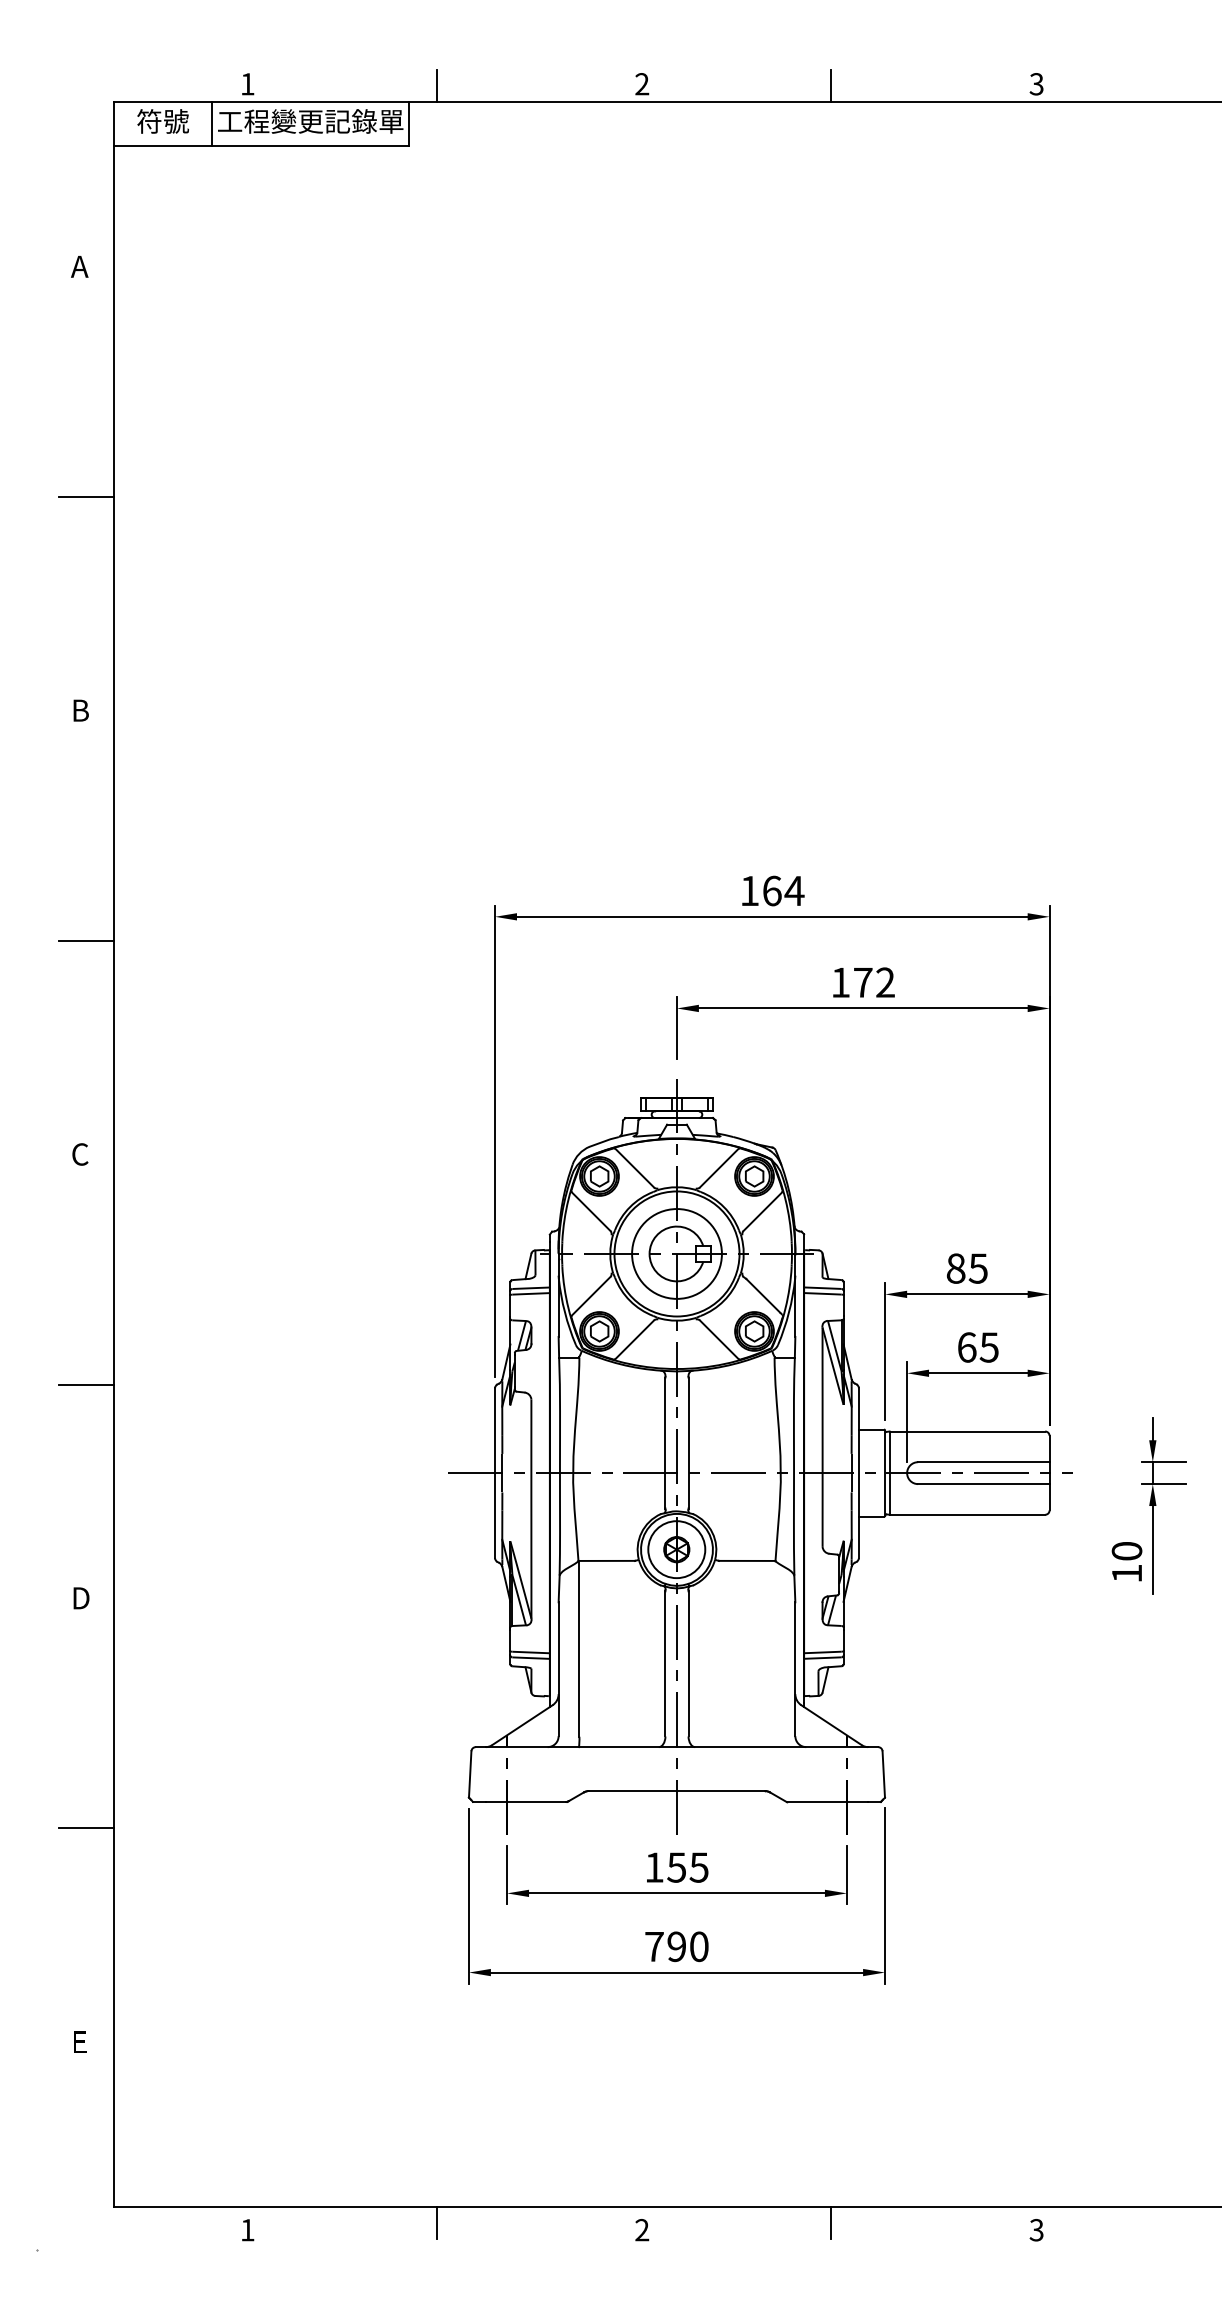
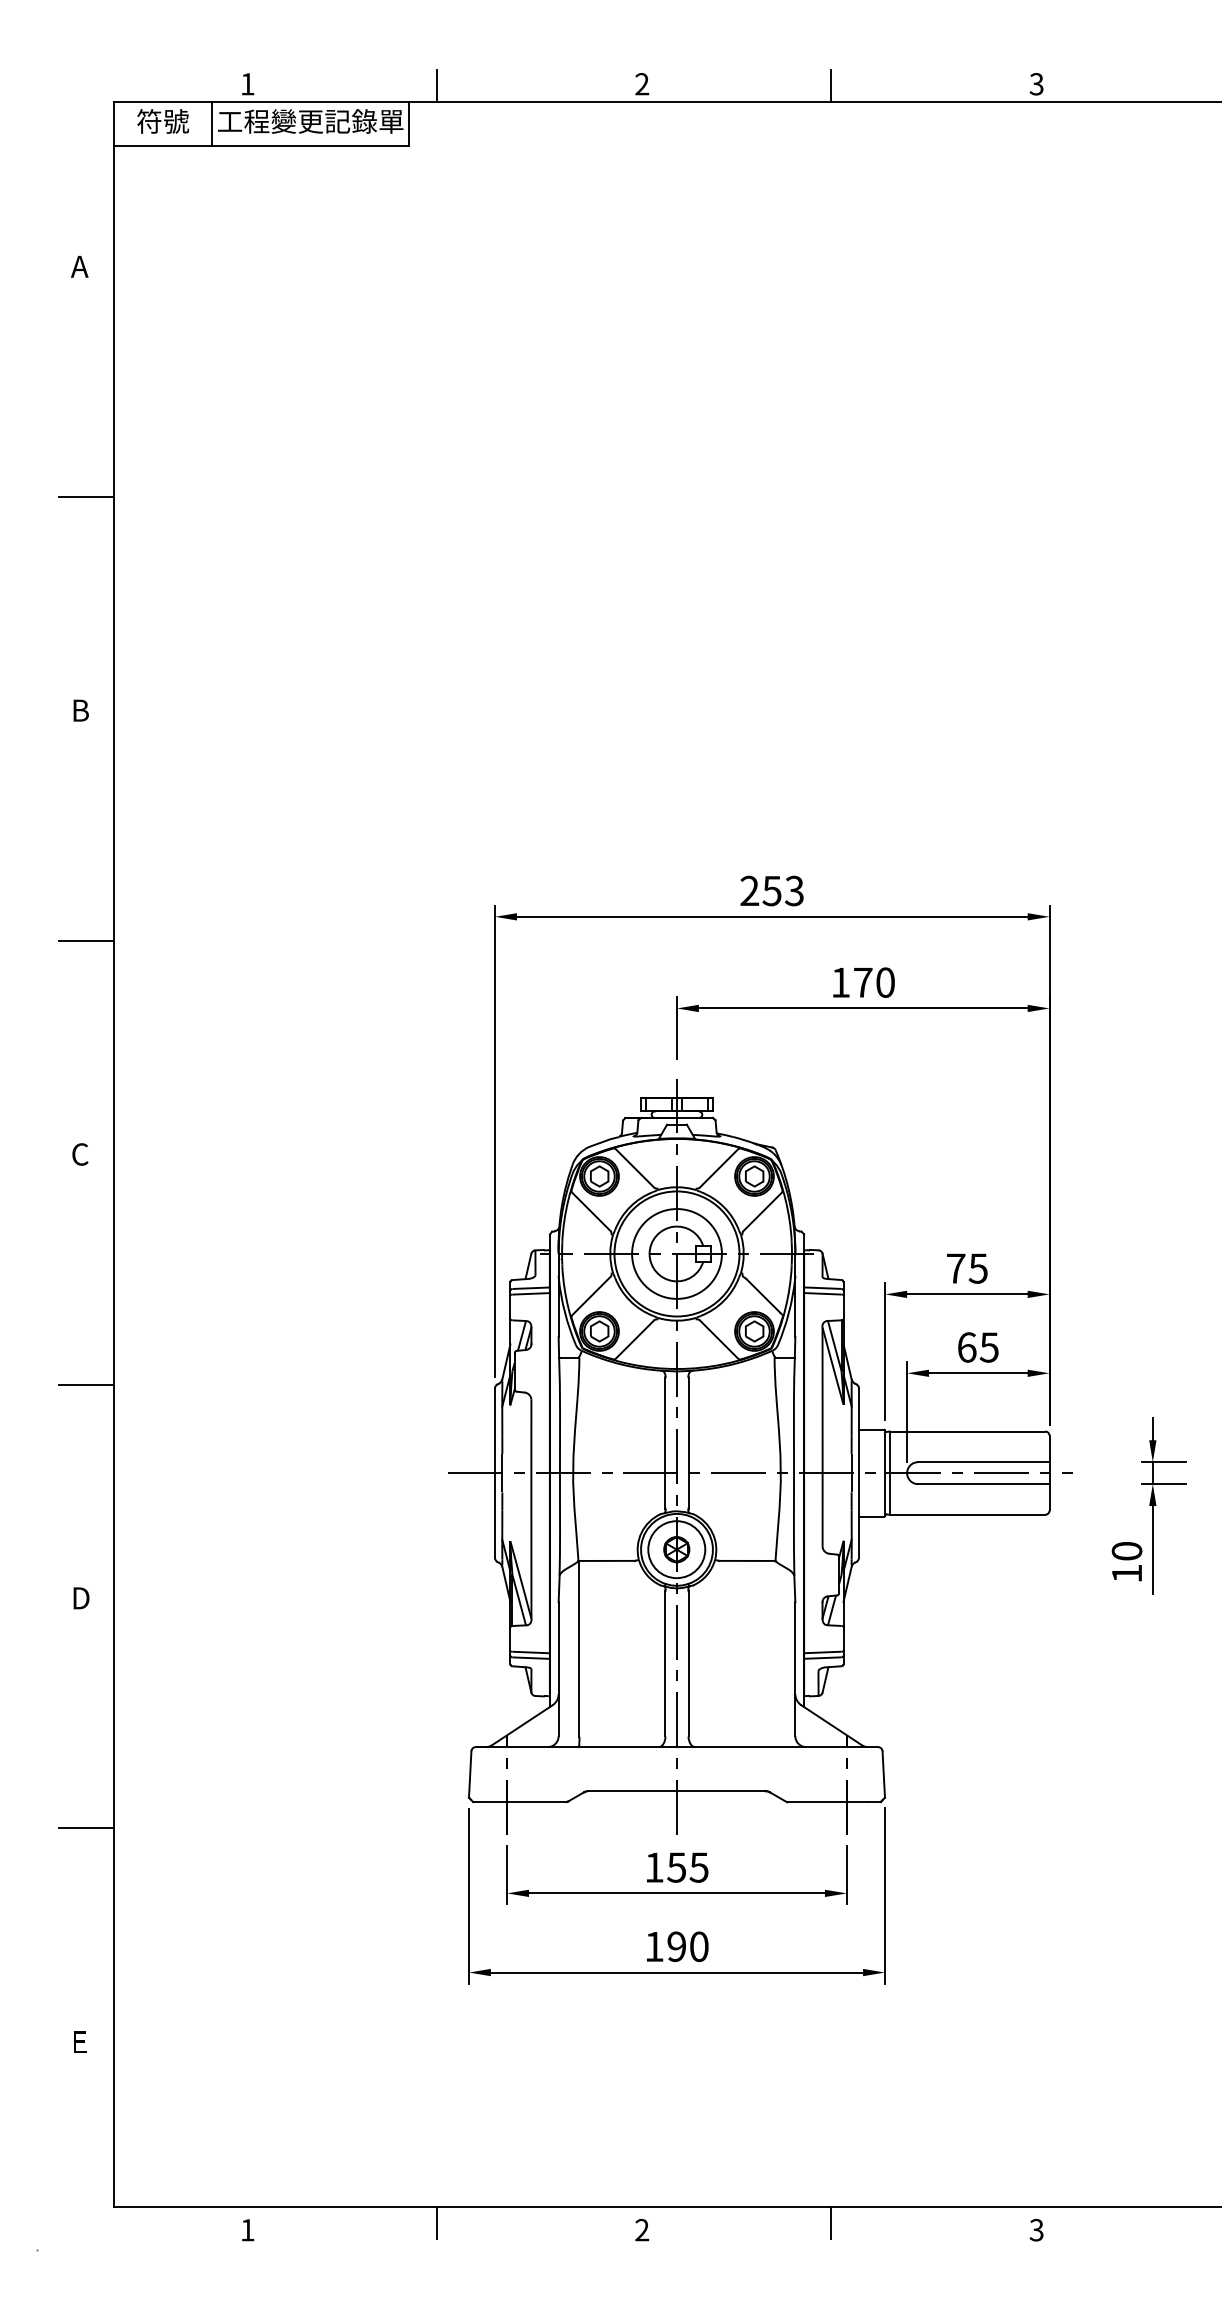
text: 164 -> 253 (772, 890)
text: 172 -> 170 (885, 982)
text: 85 -> 75 (955, 1268)
text: 790 -> 190 (654, 1946)
